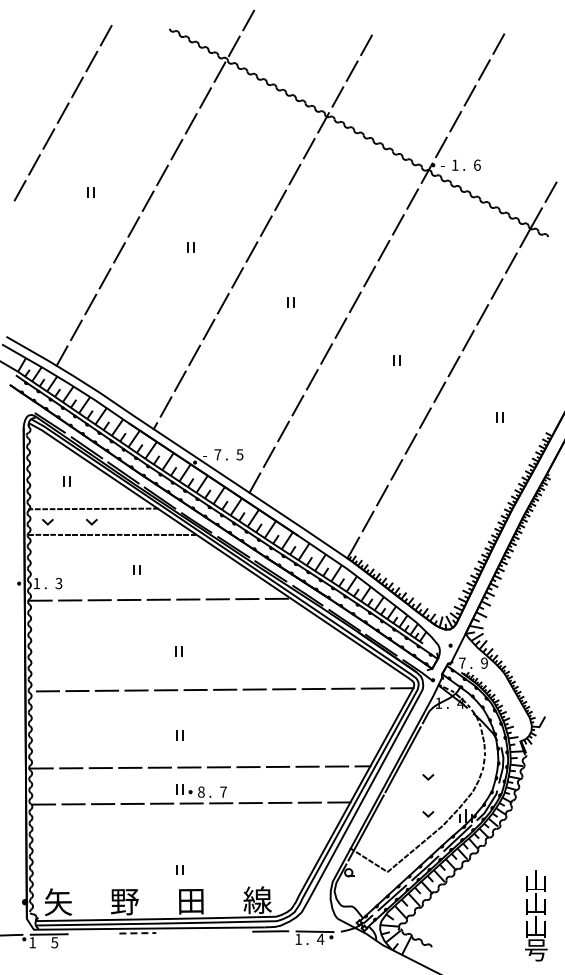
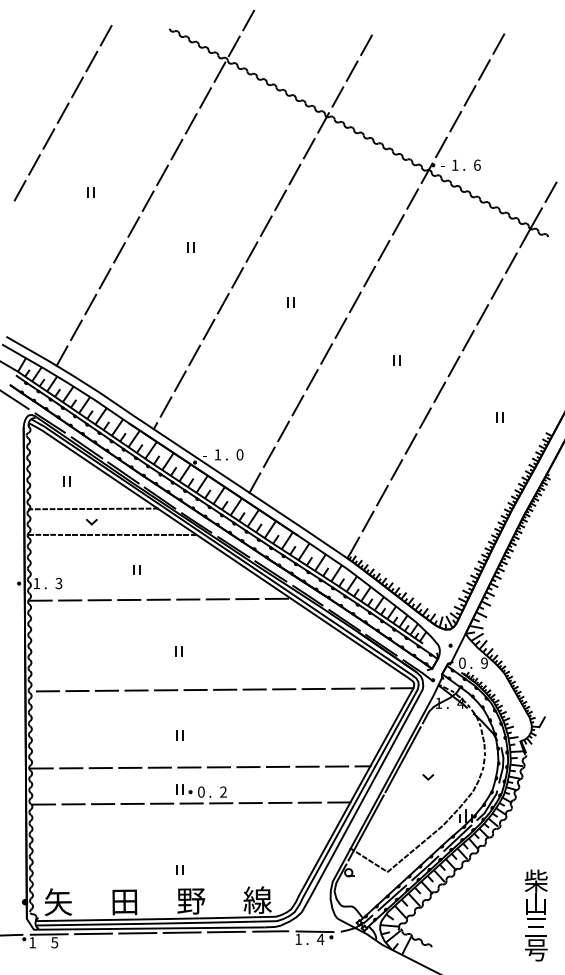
line: none -> present (15, 400)
text: 7 -> 1 (217, 454)
text: 5 -> 0 (239, 454)
line: present -> none (46, 521)
text: 7 -> 0 (462, 662)
text: 7 -> 2 (223, 791)
text: 8 -> 0 (201, 792)
line: present -> none (427, 814)
text: 山 -> 柴 (535, 880)
text: 田 -> 野 (191, 901)
text: 野 -> 田 (124, 902)
text: 山 -> 三 (535, 926)
line: none -> present (225, 931)
line: none -> present (181, 932)
line: none -> present (93, 933)
line: dashed -> solid (138, 933)
